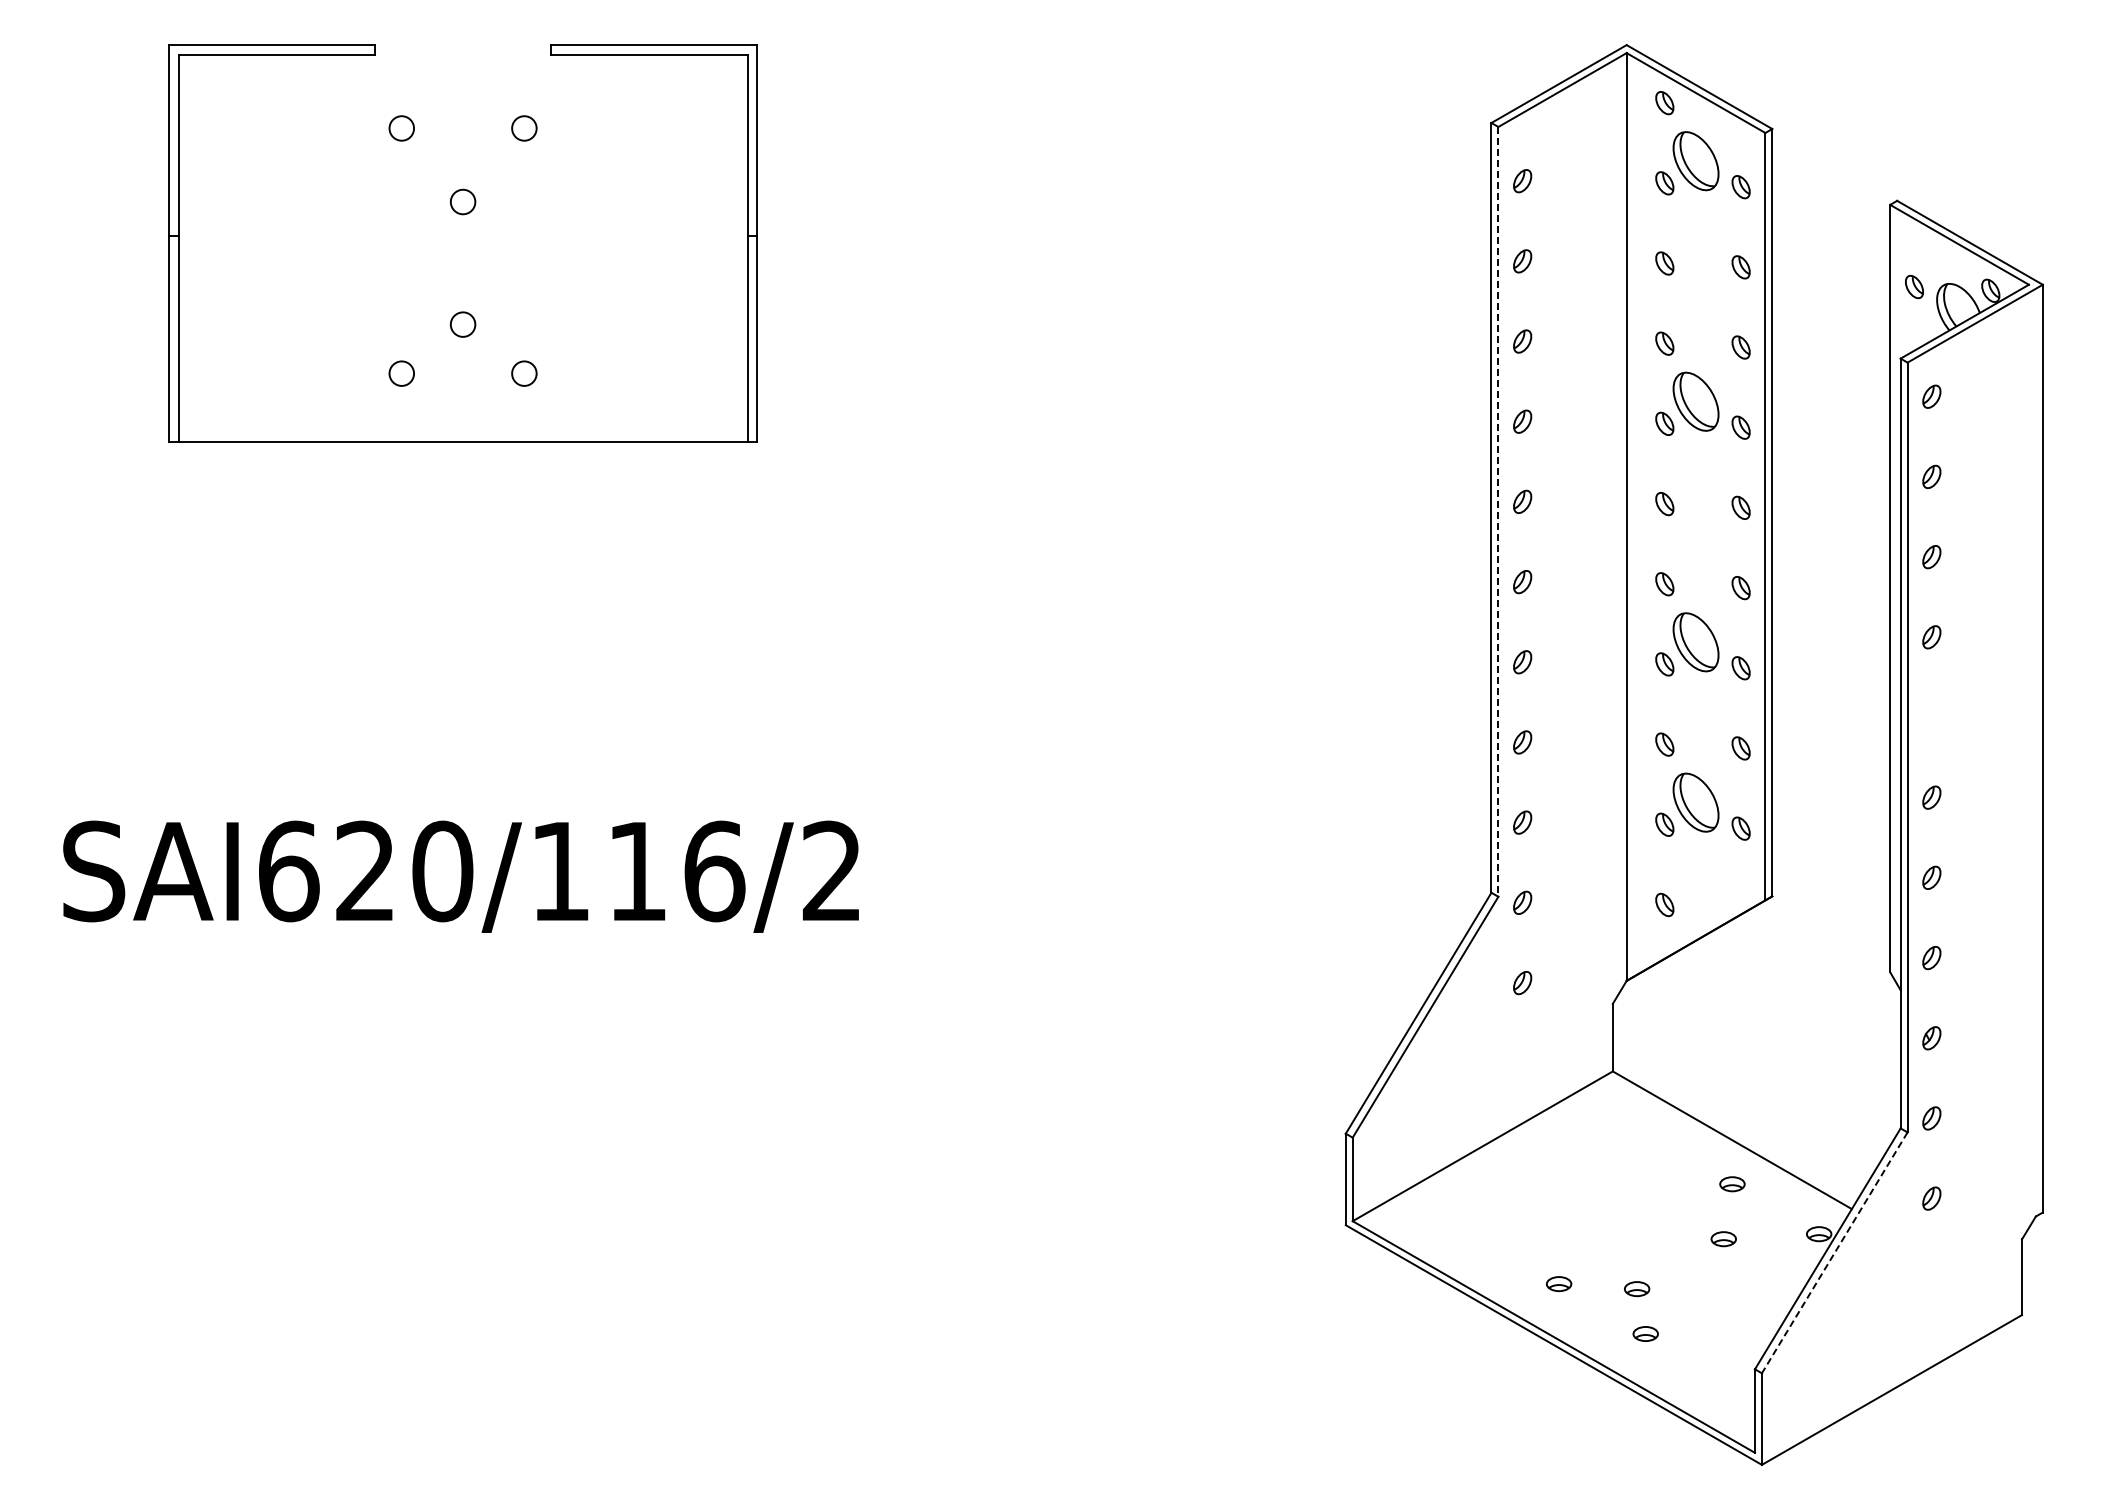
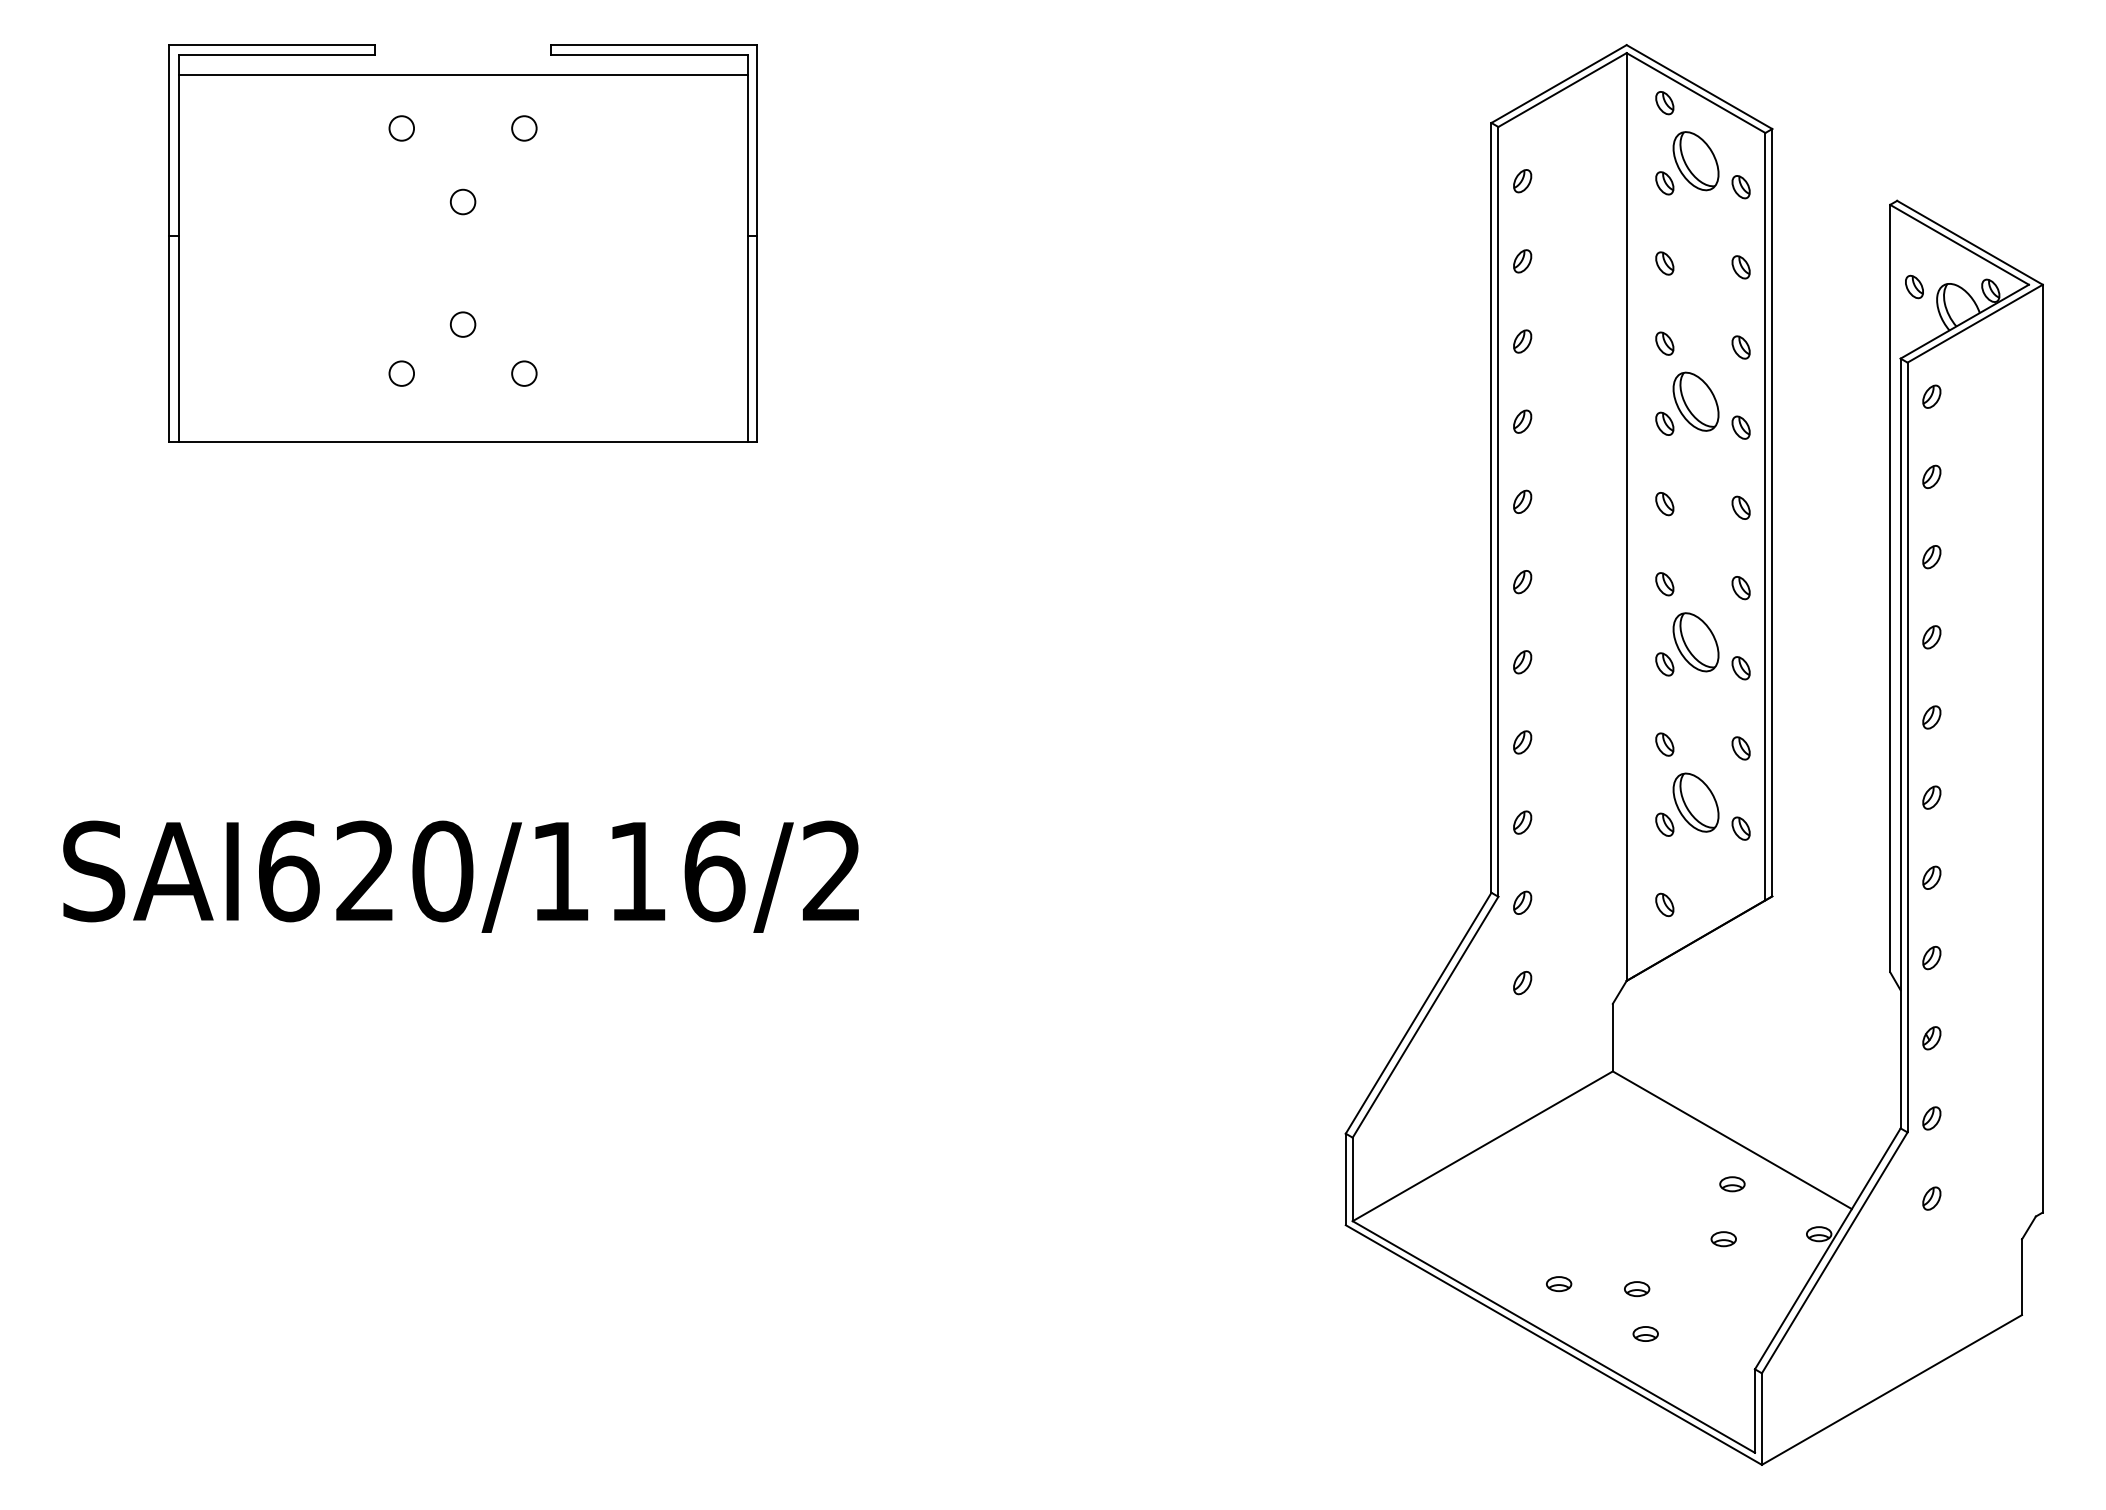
line: none -> present (462, 74)
line: dashed -> solid (1498, 511)
part: none -> present (1931, 717)
line: dashed -> solid (1834, 1252)
